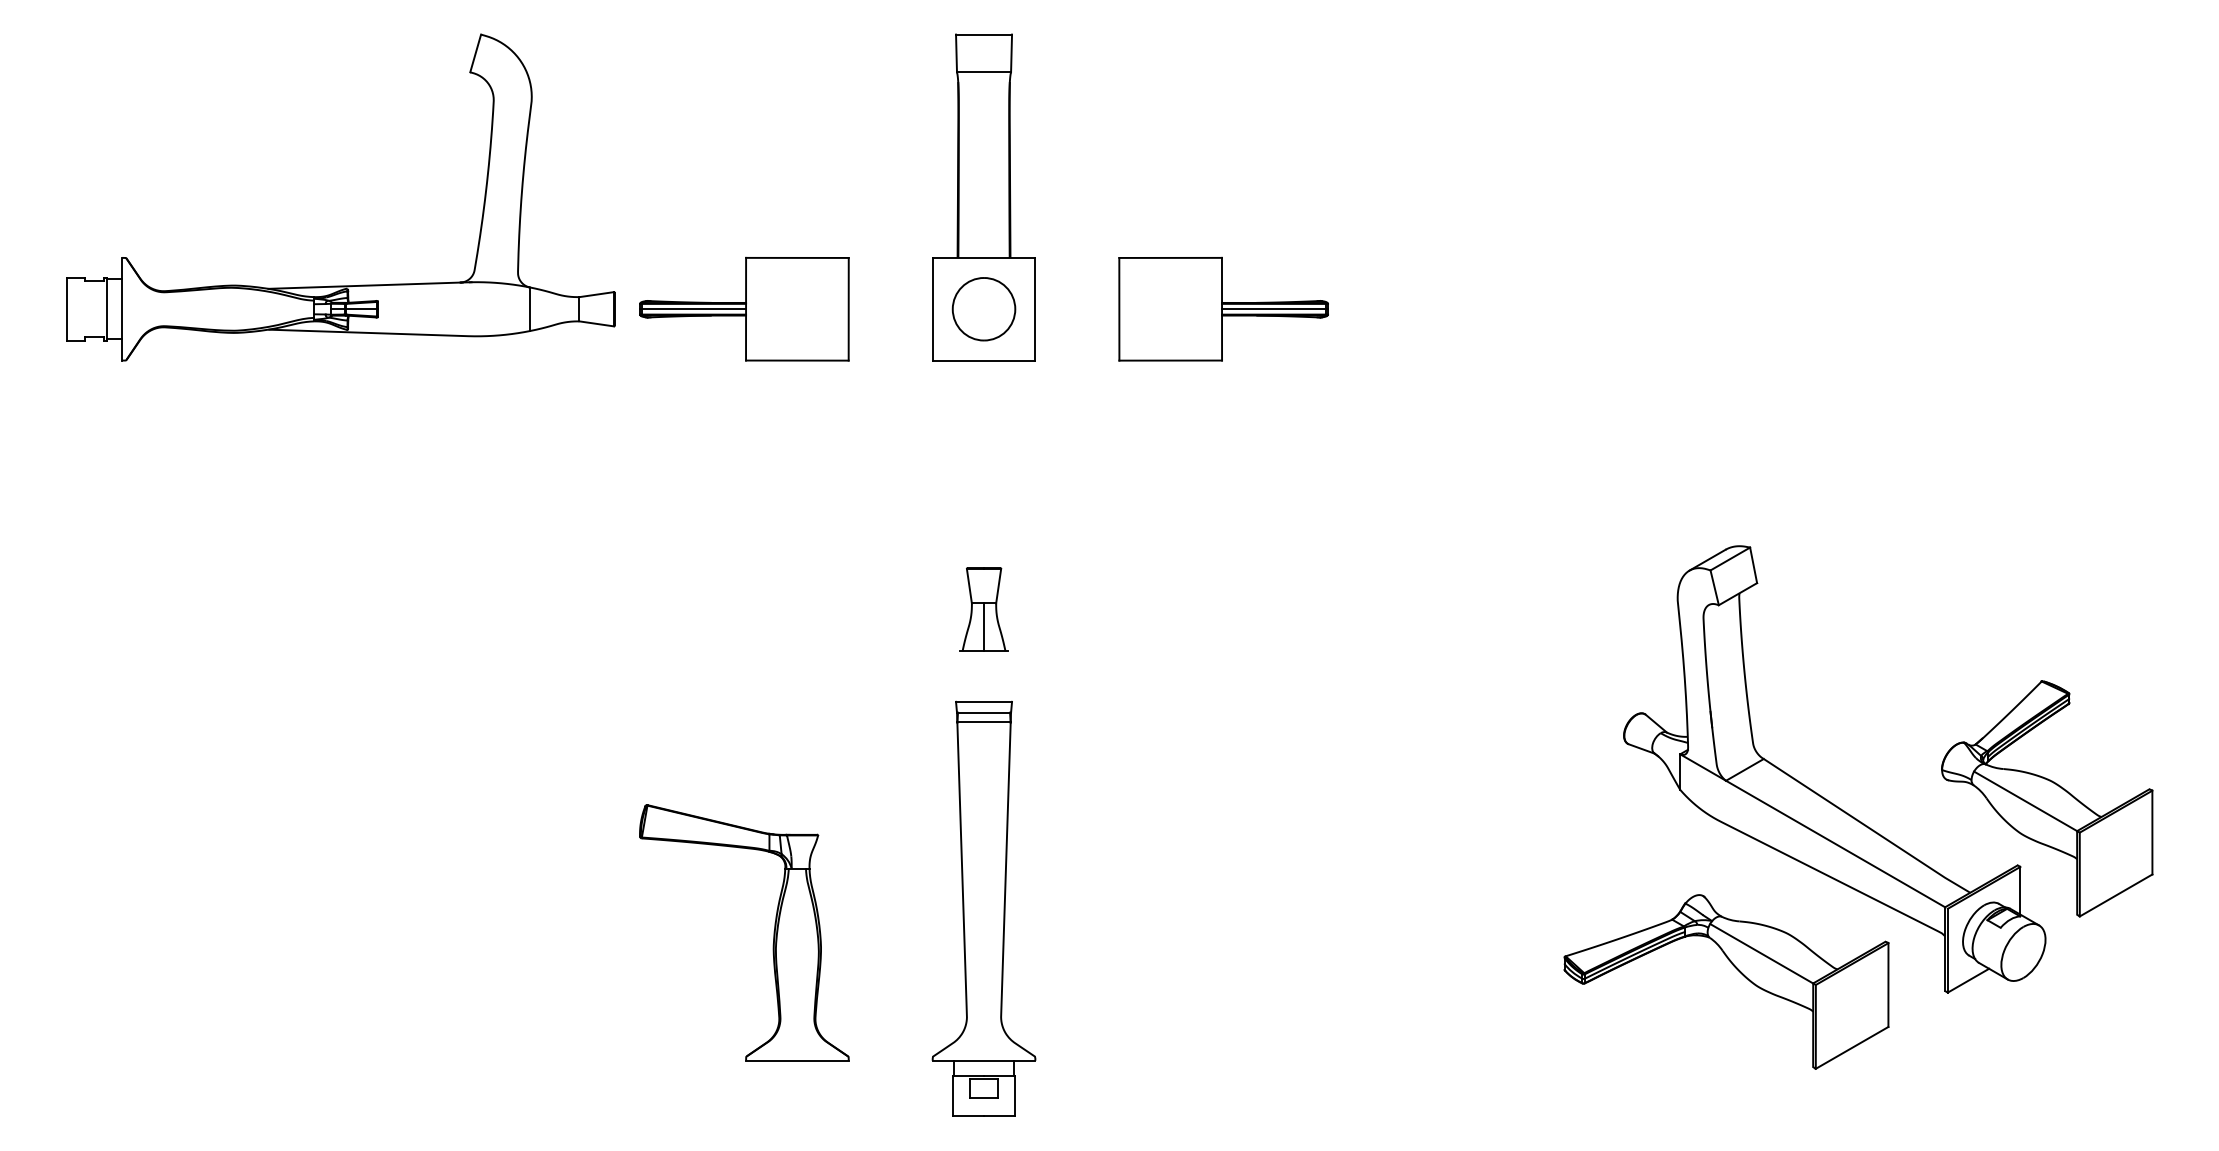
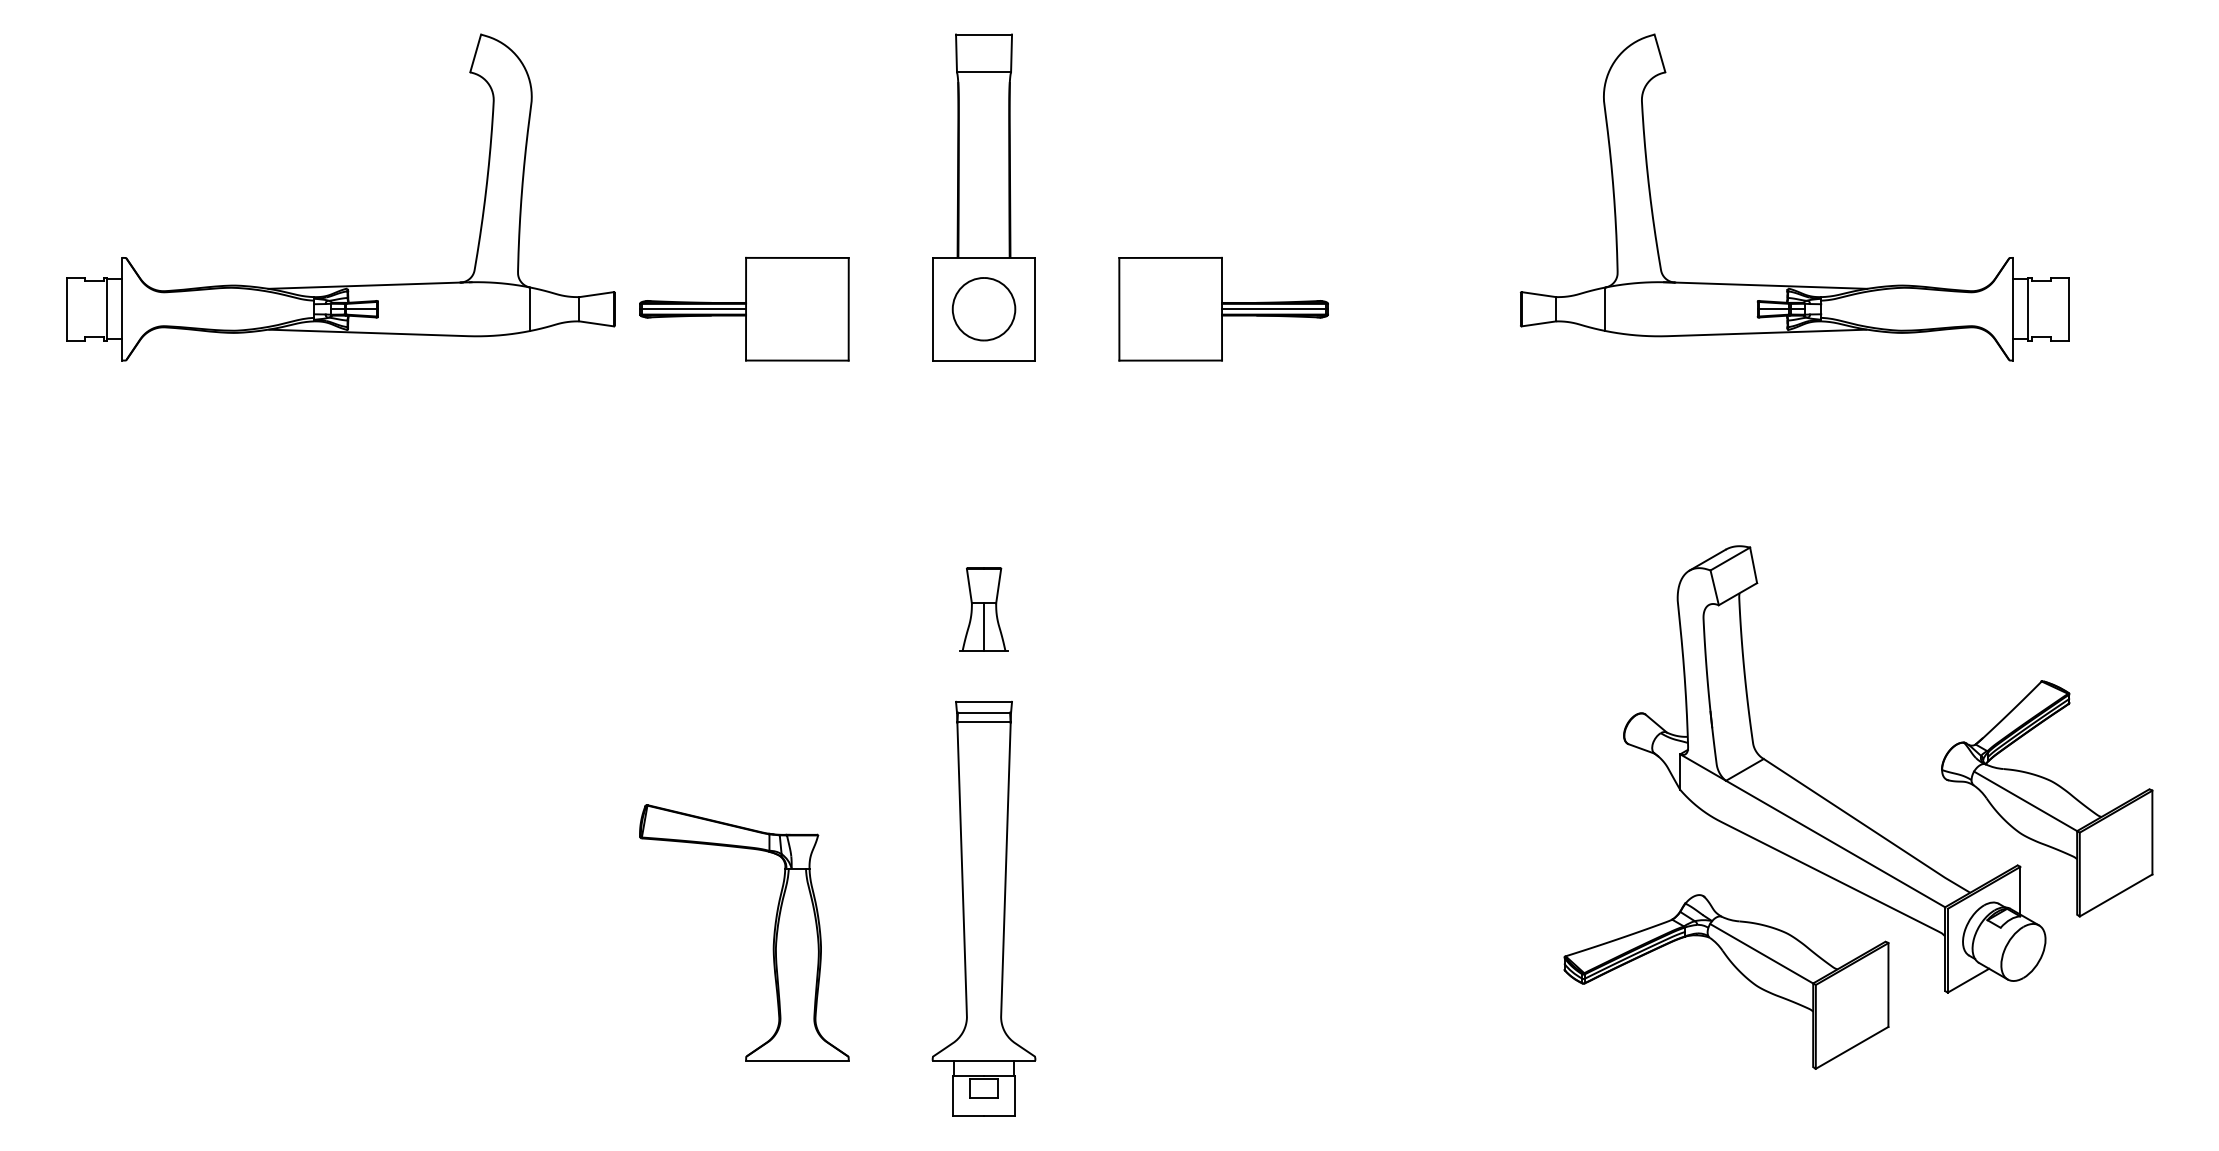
part: none -> present (1794, 285)
